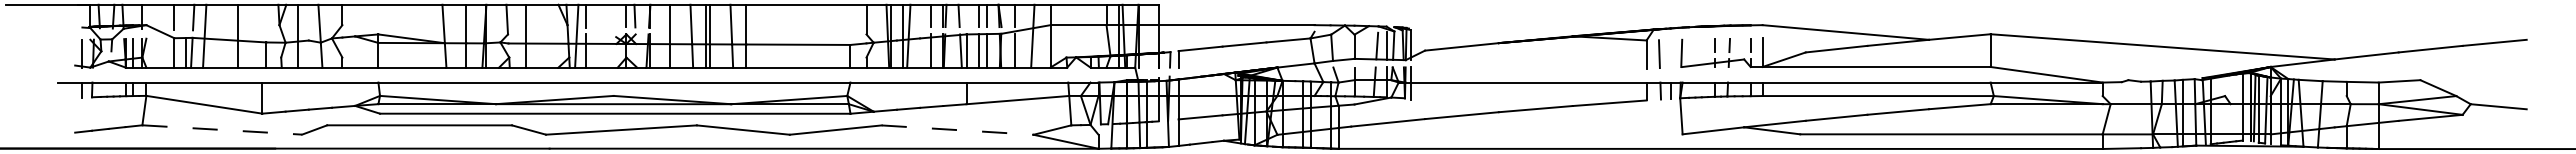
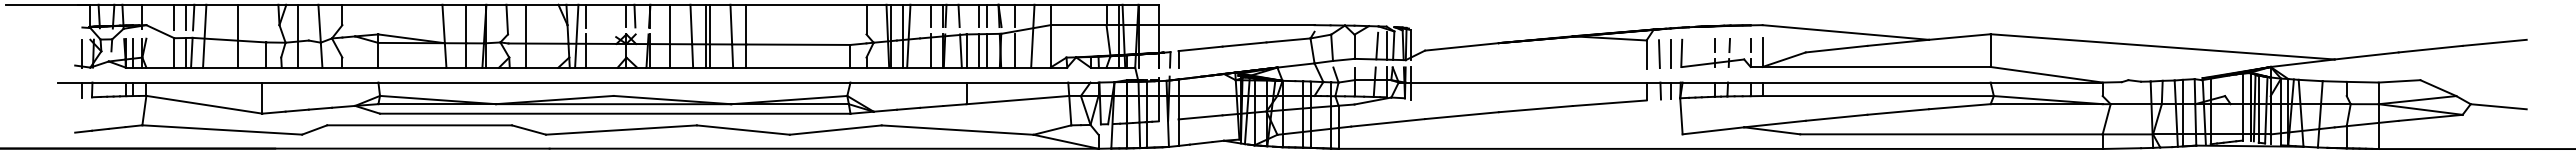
line: none -> present (186, 17)
line: none -> present (1670, 53)
line: dashed -> solid (222, 129)
line: dashed -> solid (958, 130)
